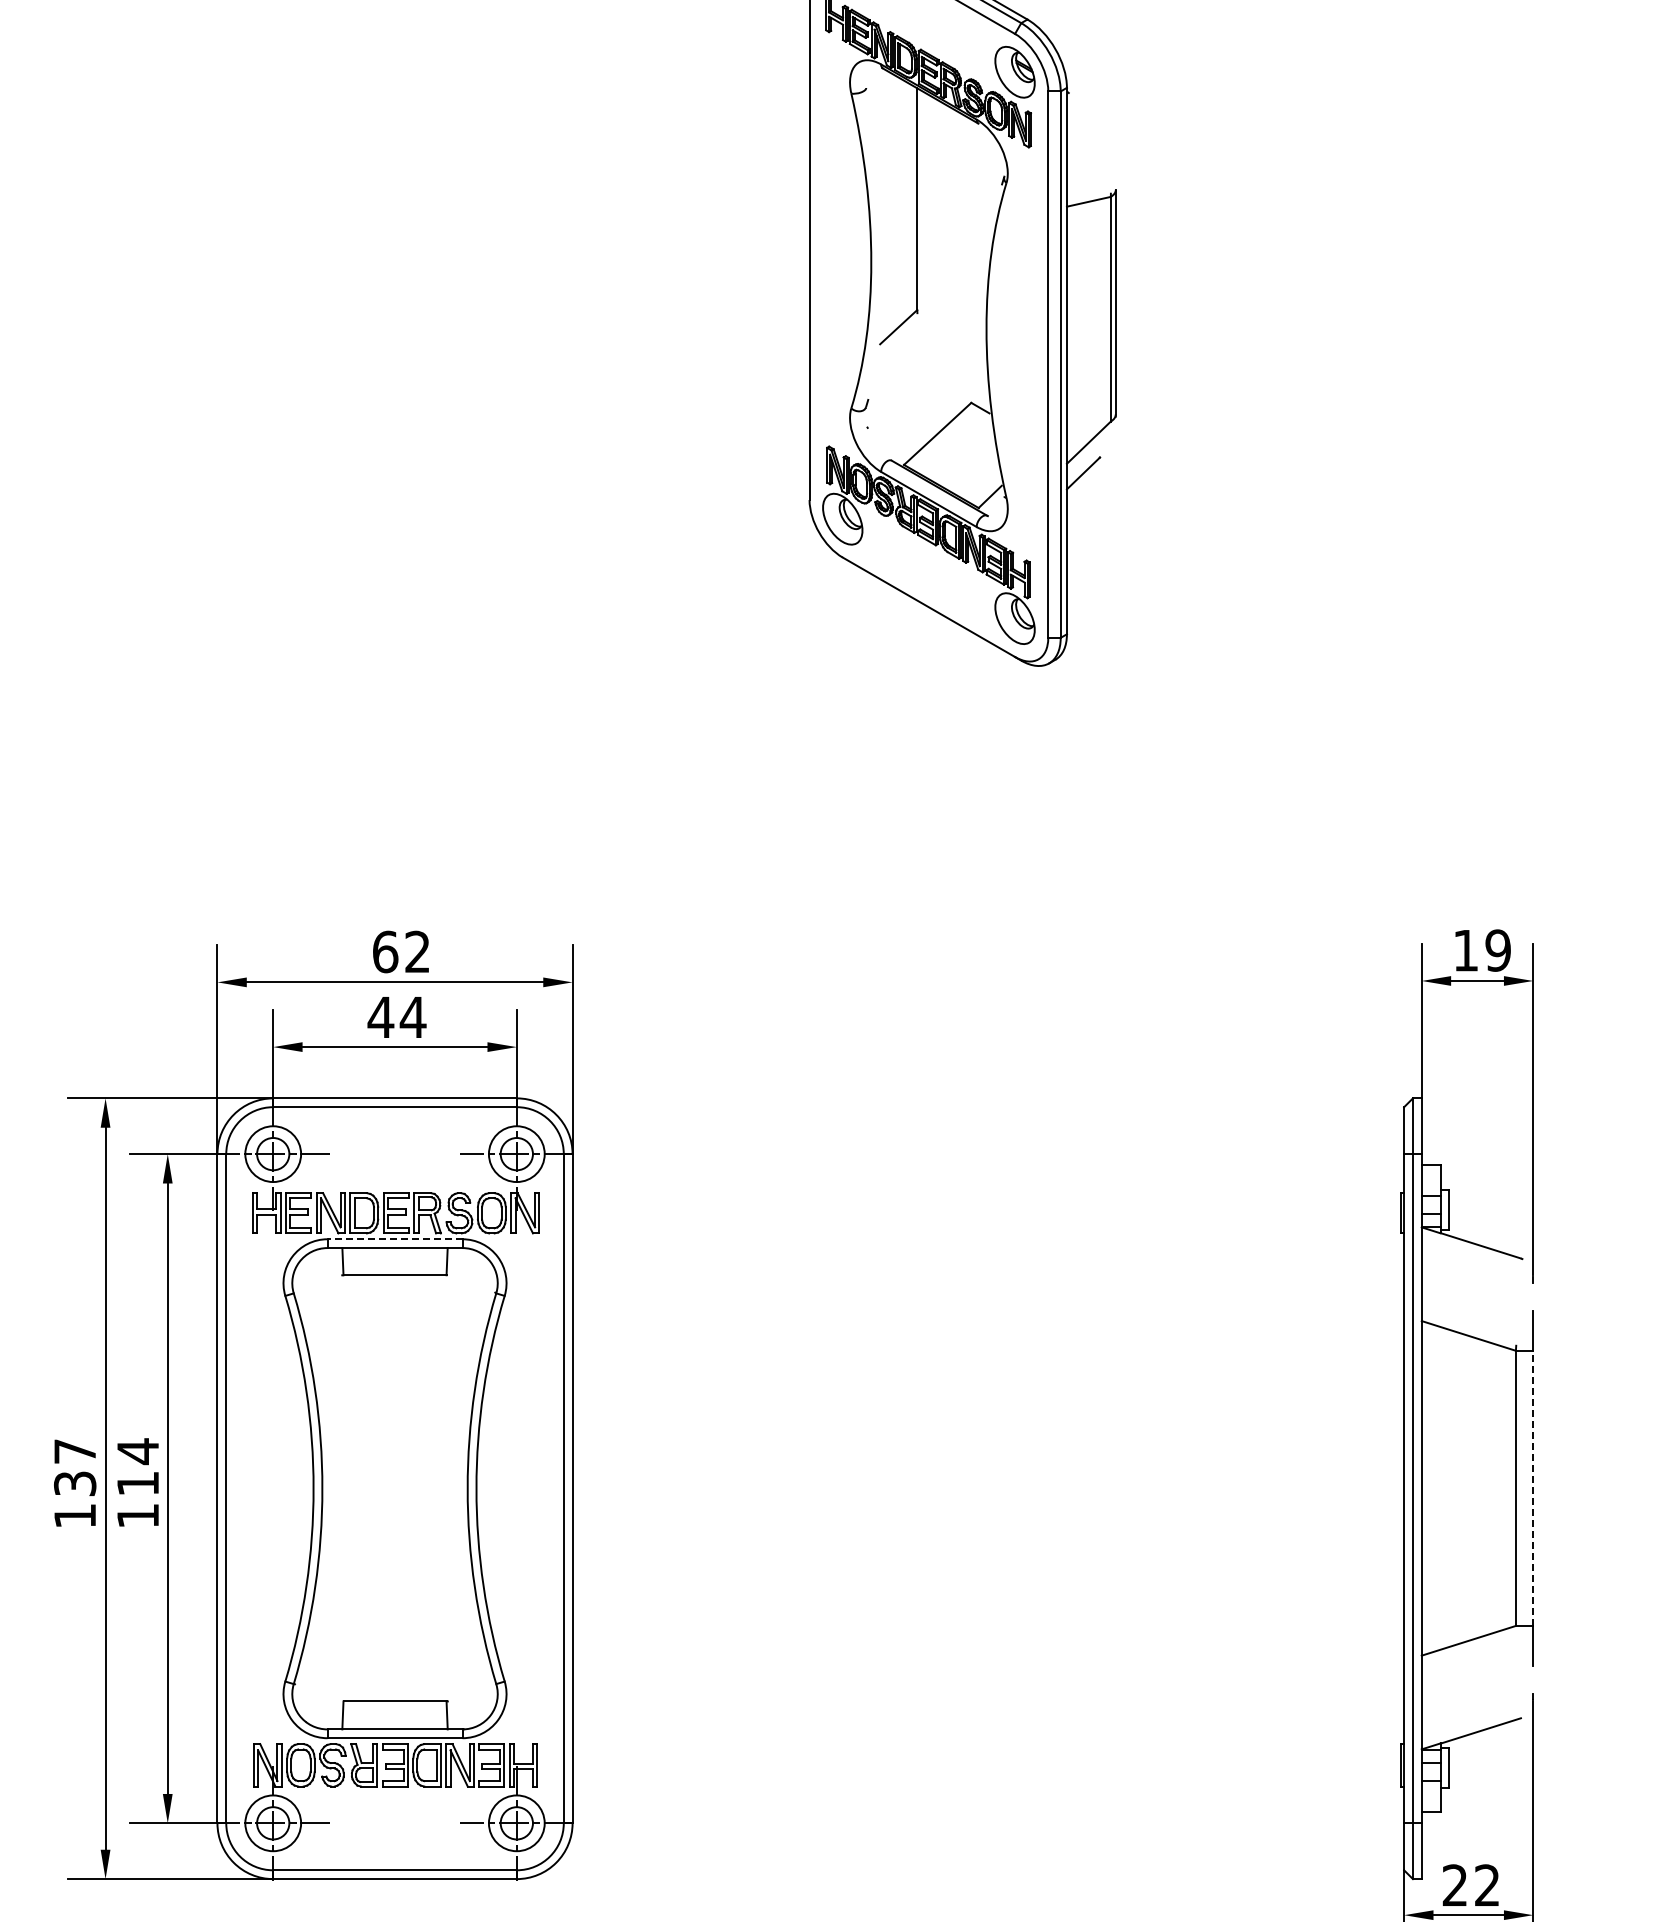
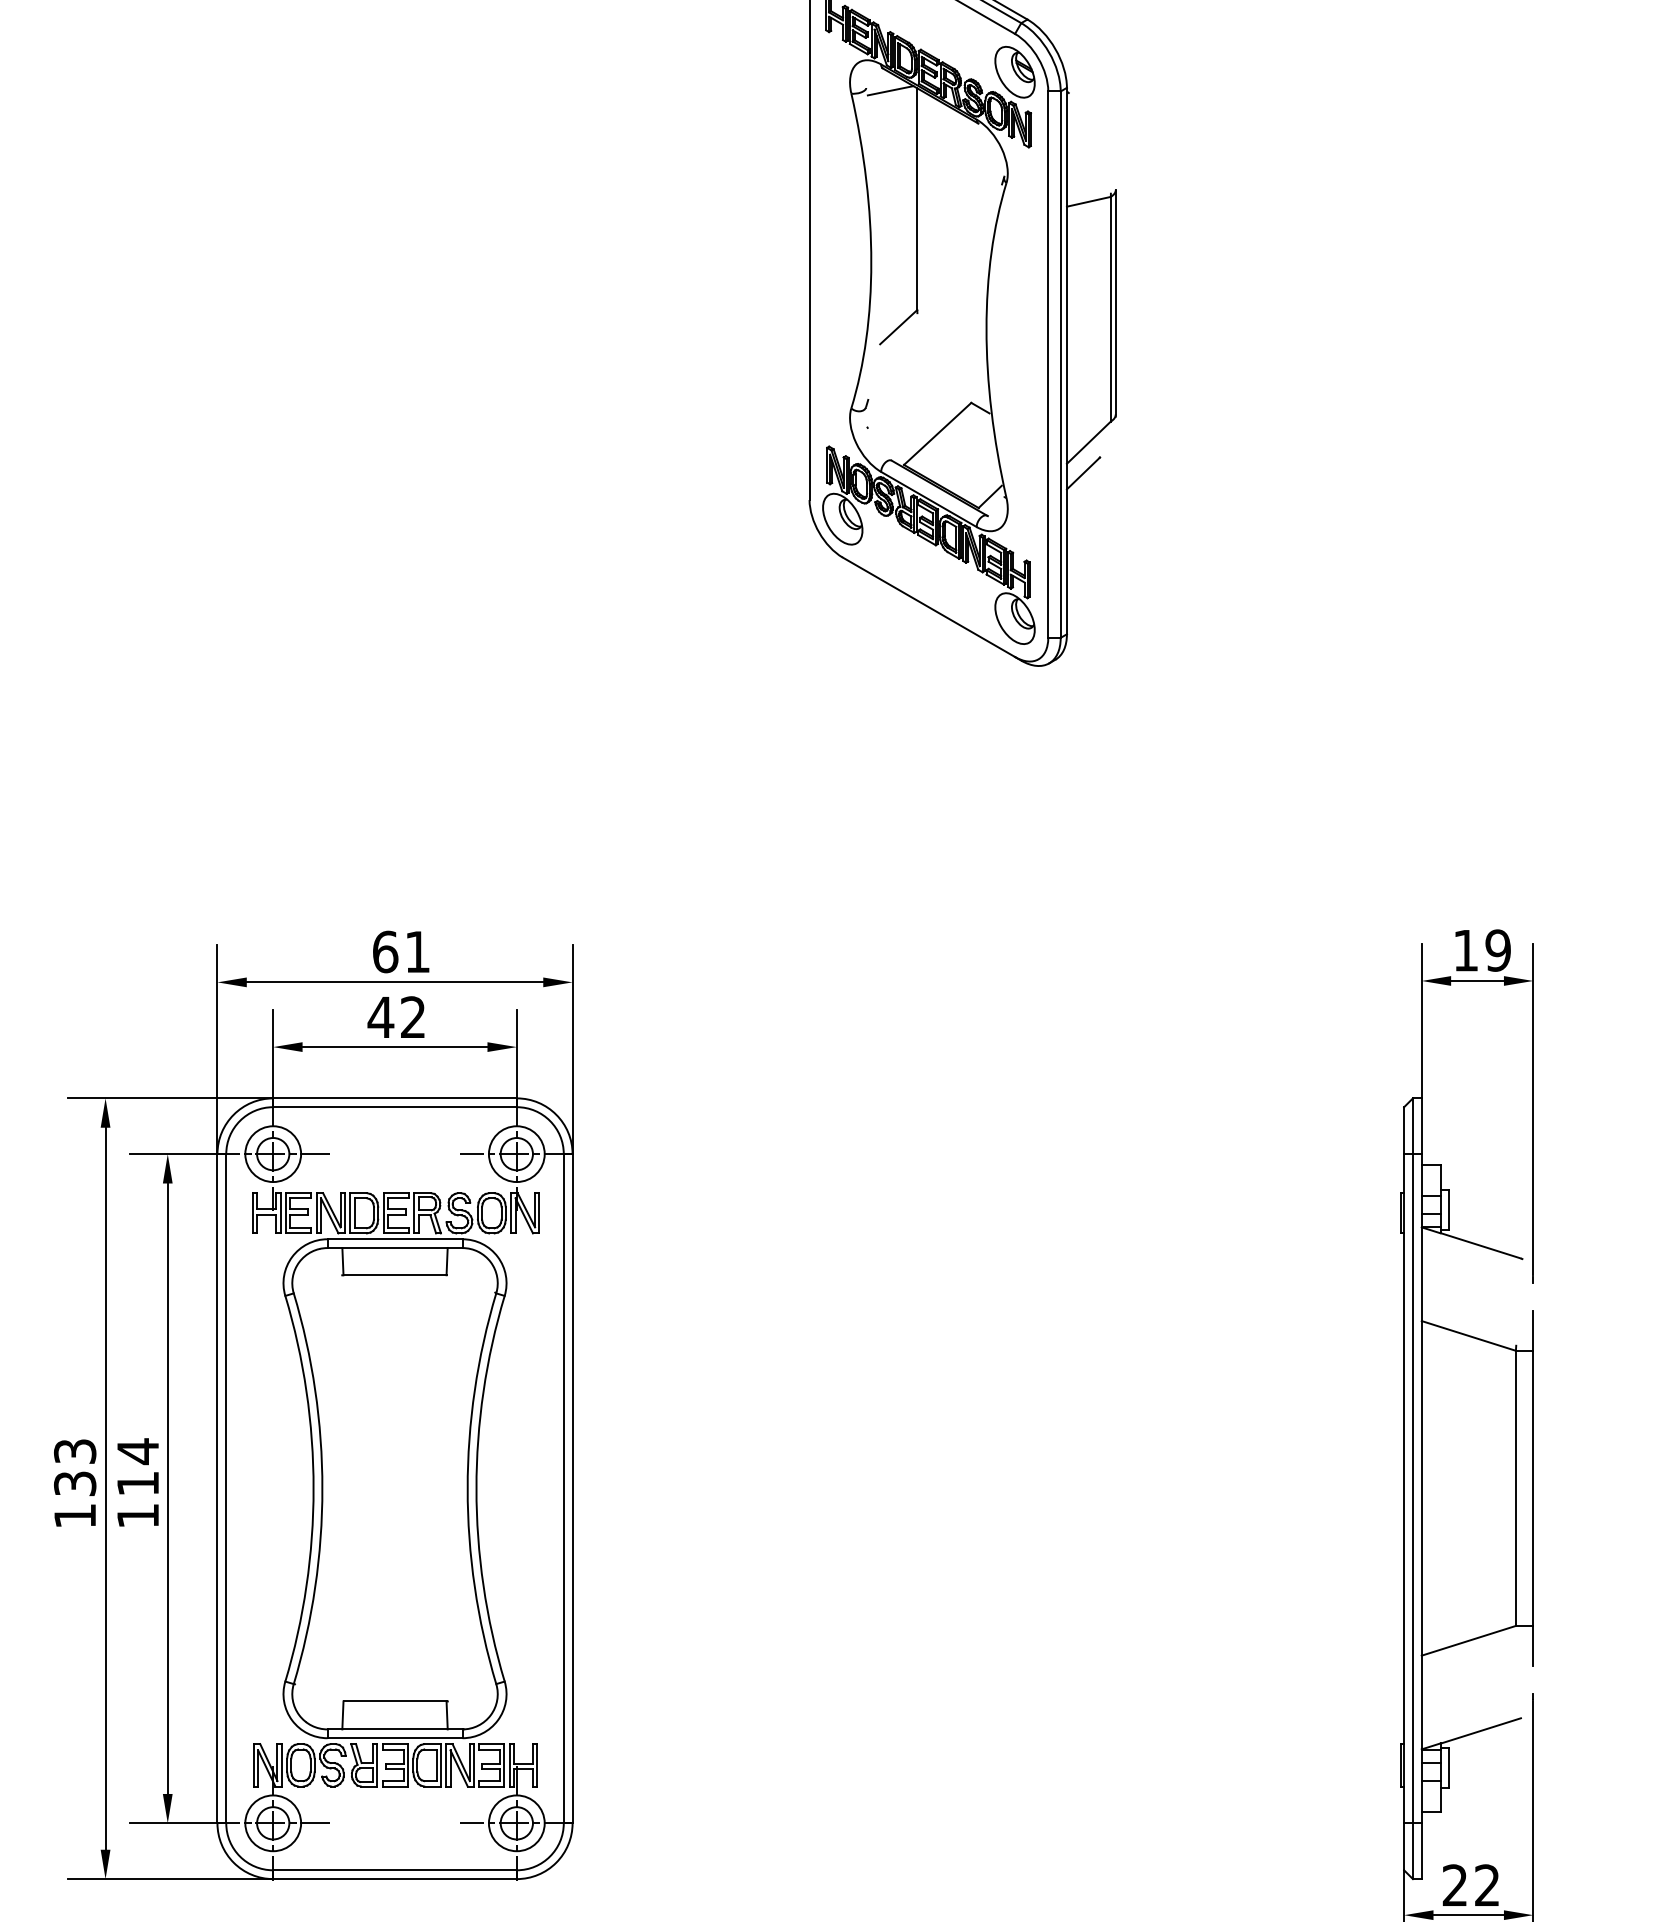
line: none -> present (890, 90)
text: 62 -> 61 (417, 951)
text: 44 -> 42 (412, 1016)
line: dashed -> solid (395, 1239)
text: 137 -> 133 (75, 1451)
line: dashed -> solid (1533, 1488)
